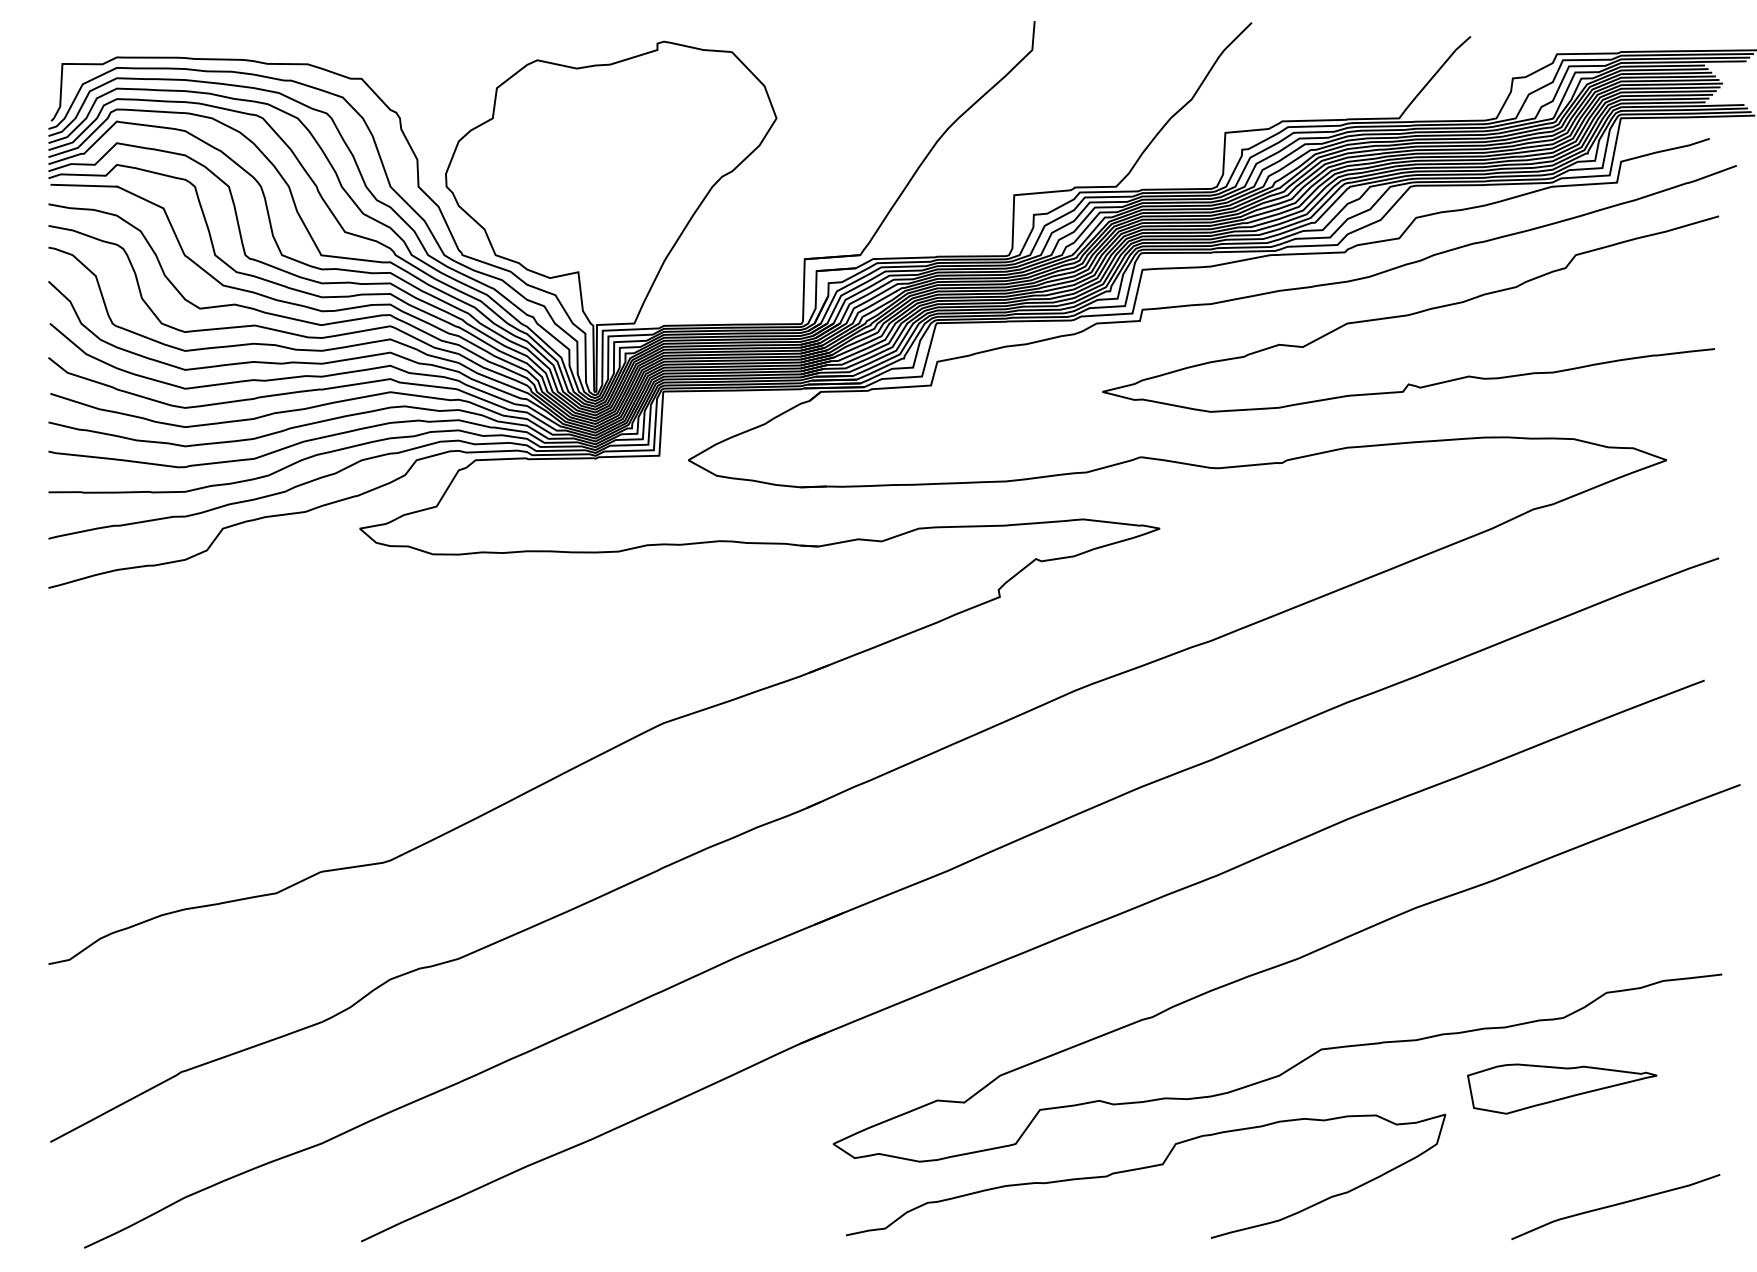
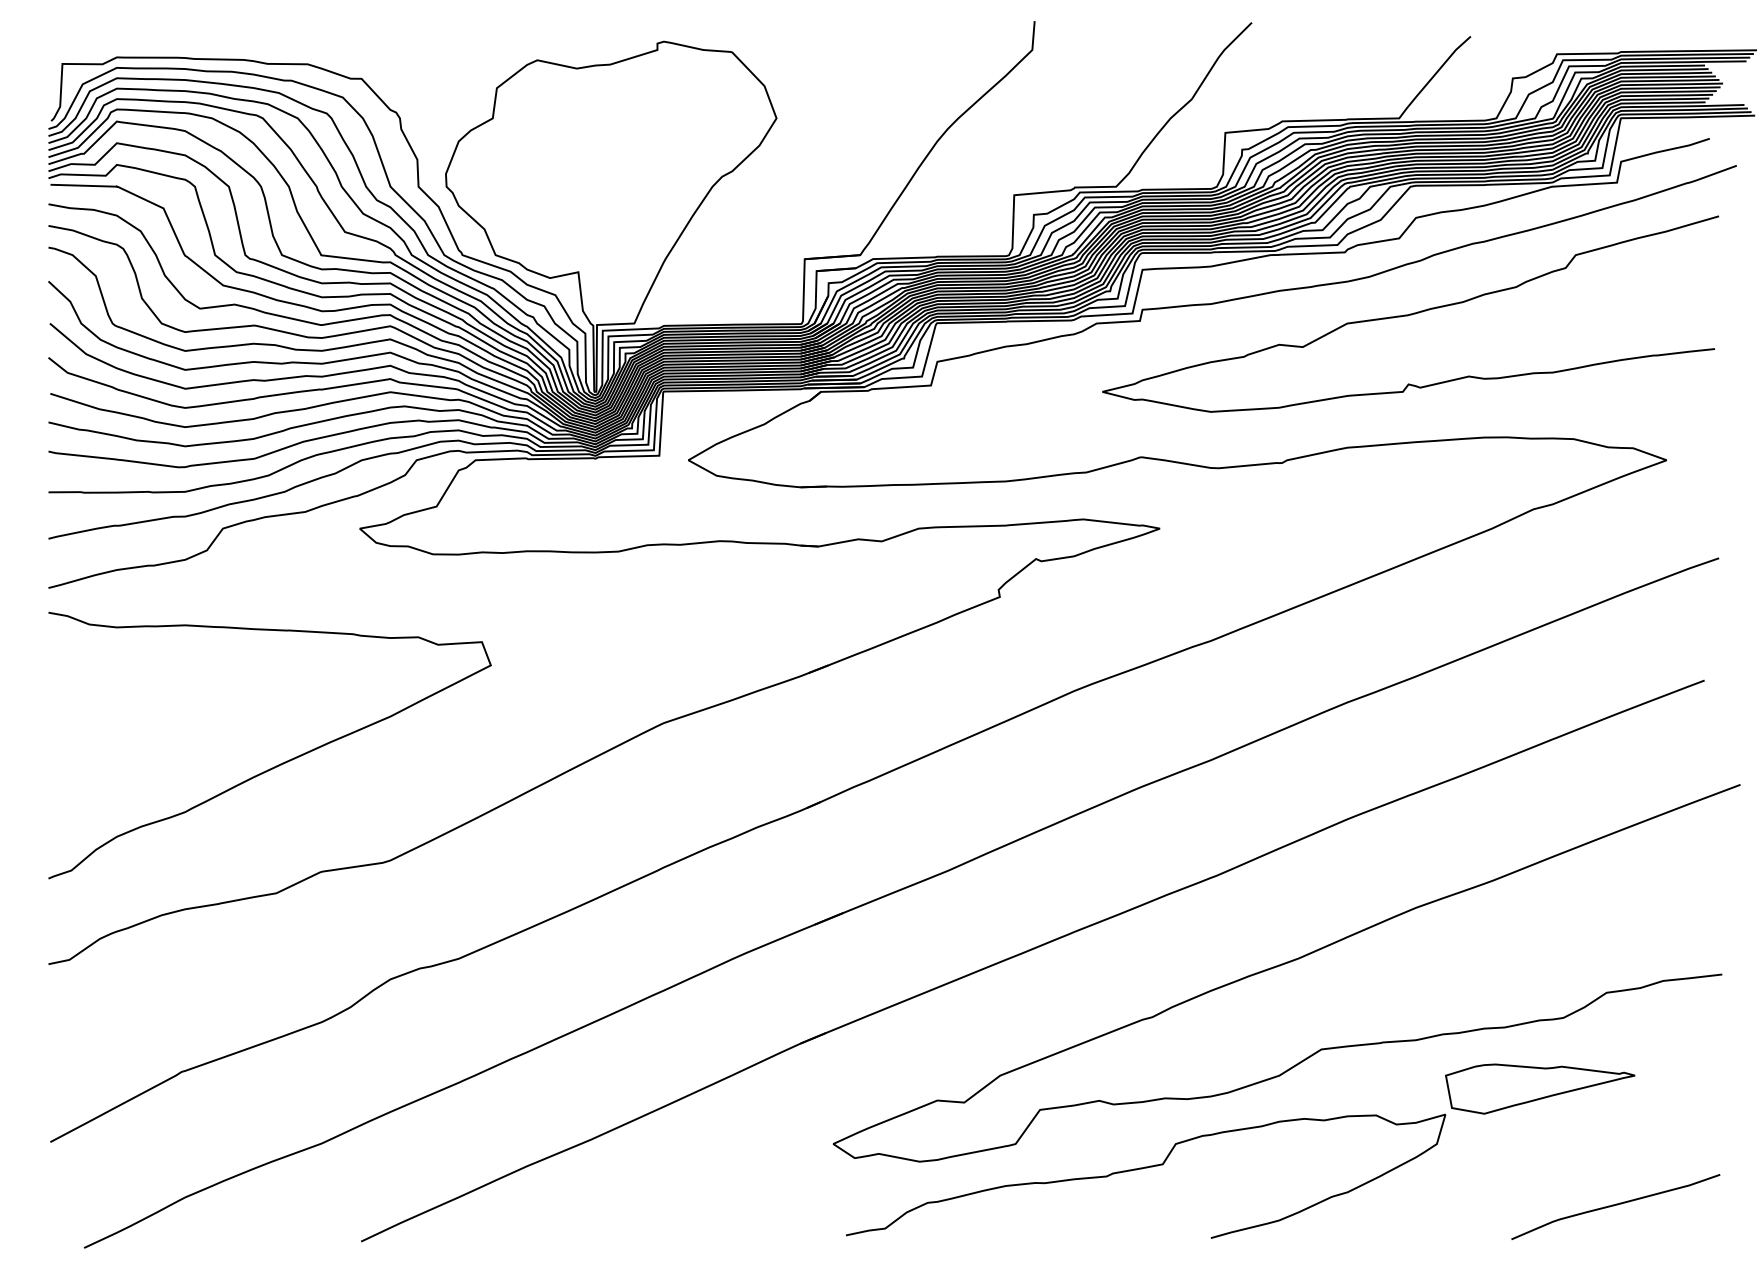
curve: none -> present (278, 764)
part position: (1562, 1088) -> (1540, 1088) (1540, 1088)
